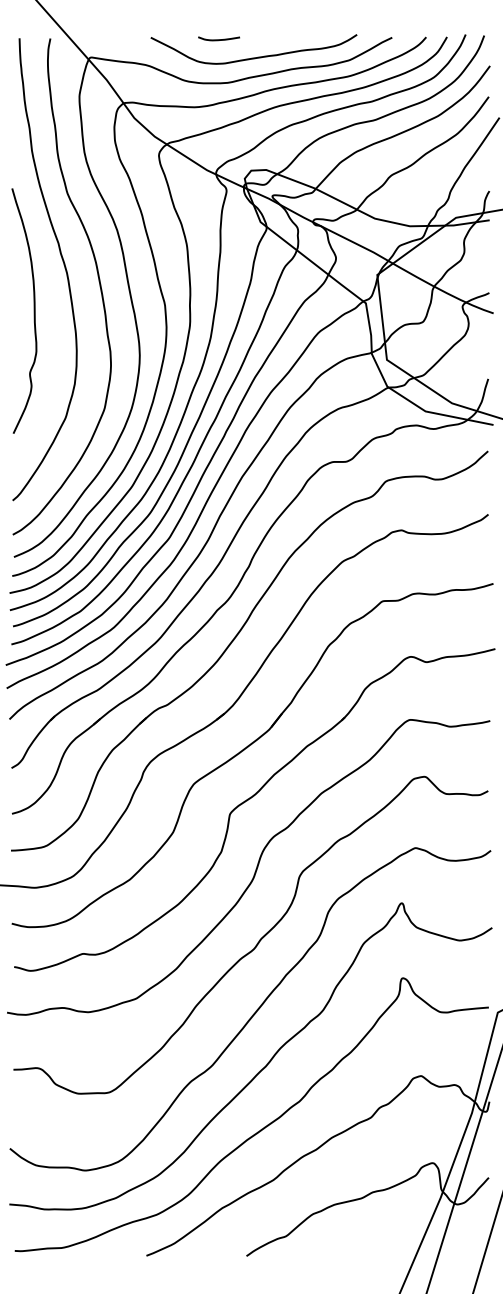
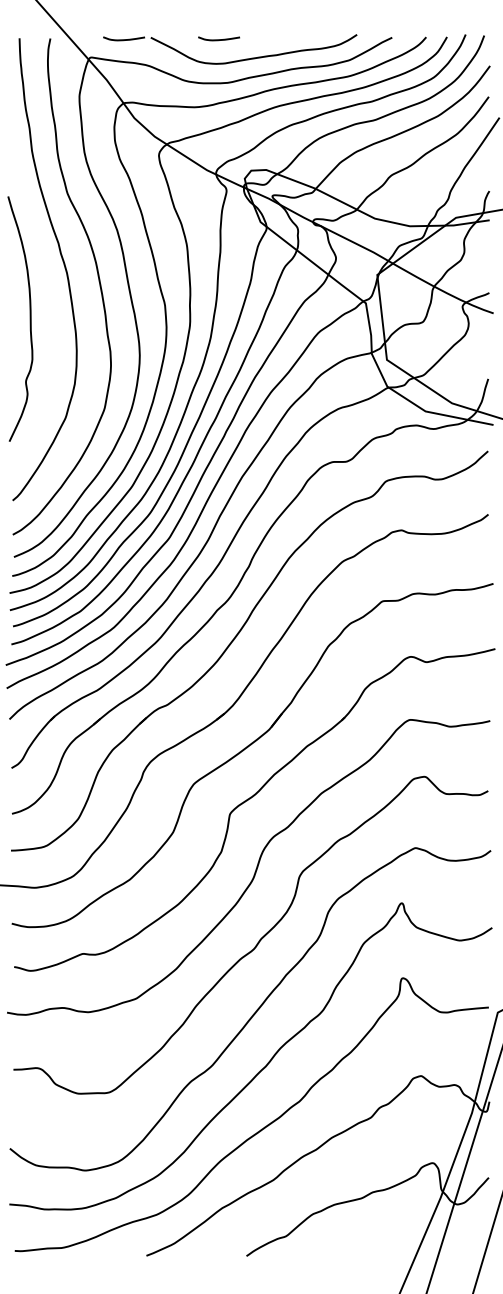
curve: none -> present (123, 39)
curve position: (33, 310) -> (29, 318) (29, 318)
